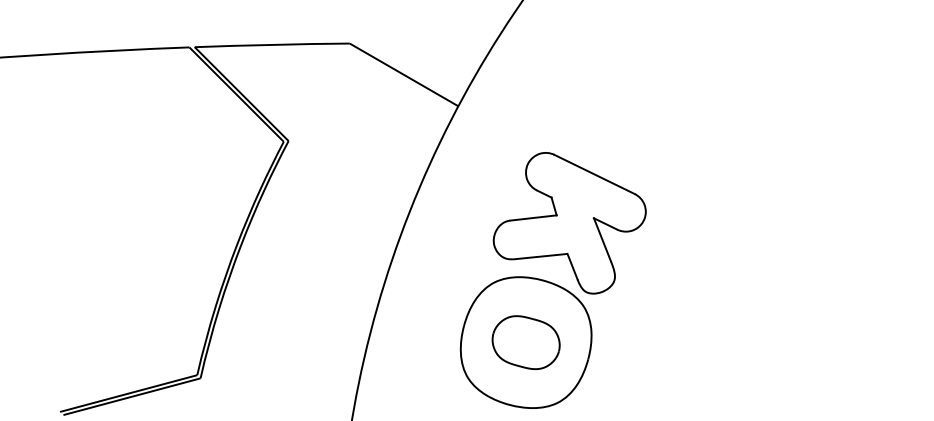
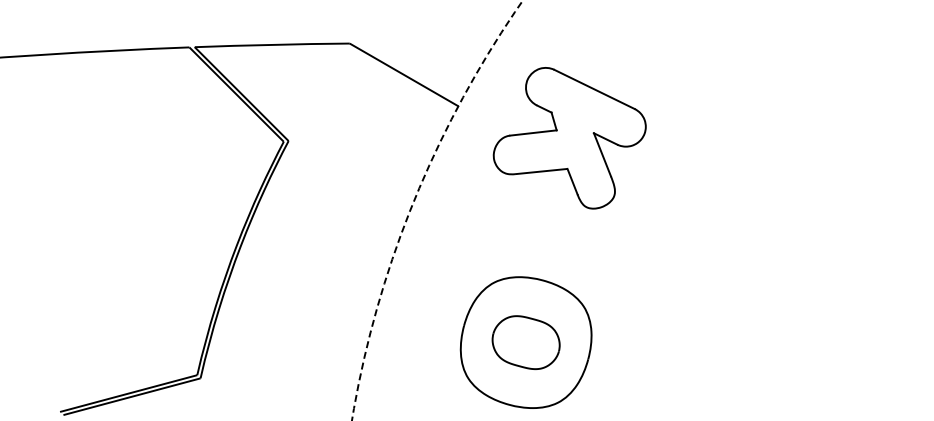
circle: solid -> dashed (437, 210)
part position: (569, 223) -> (569, 138) (569, 138)
